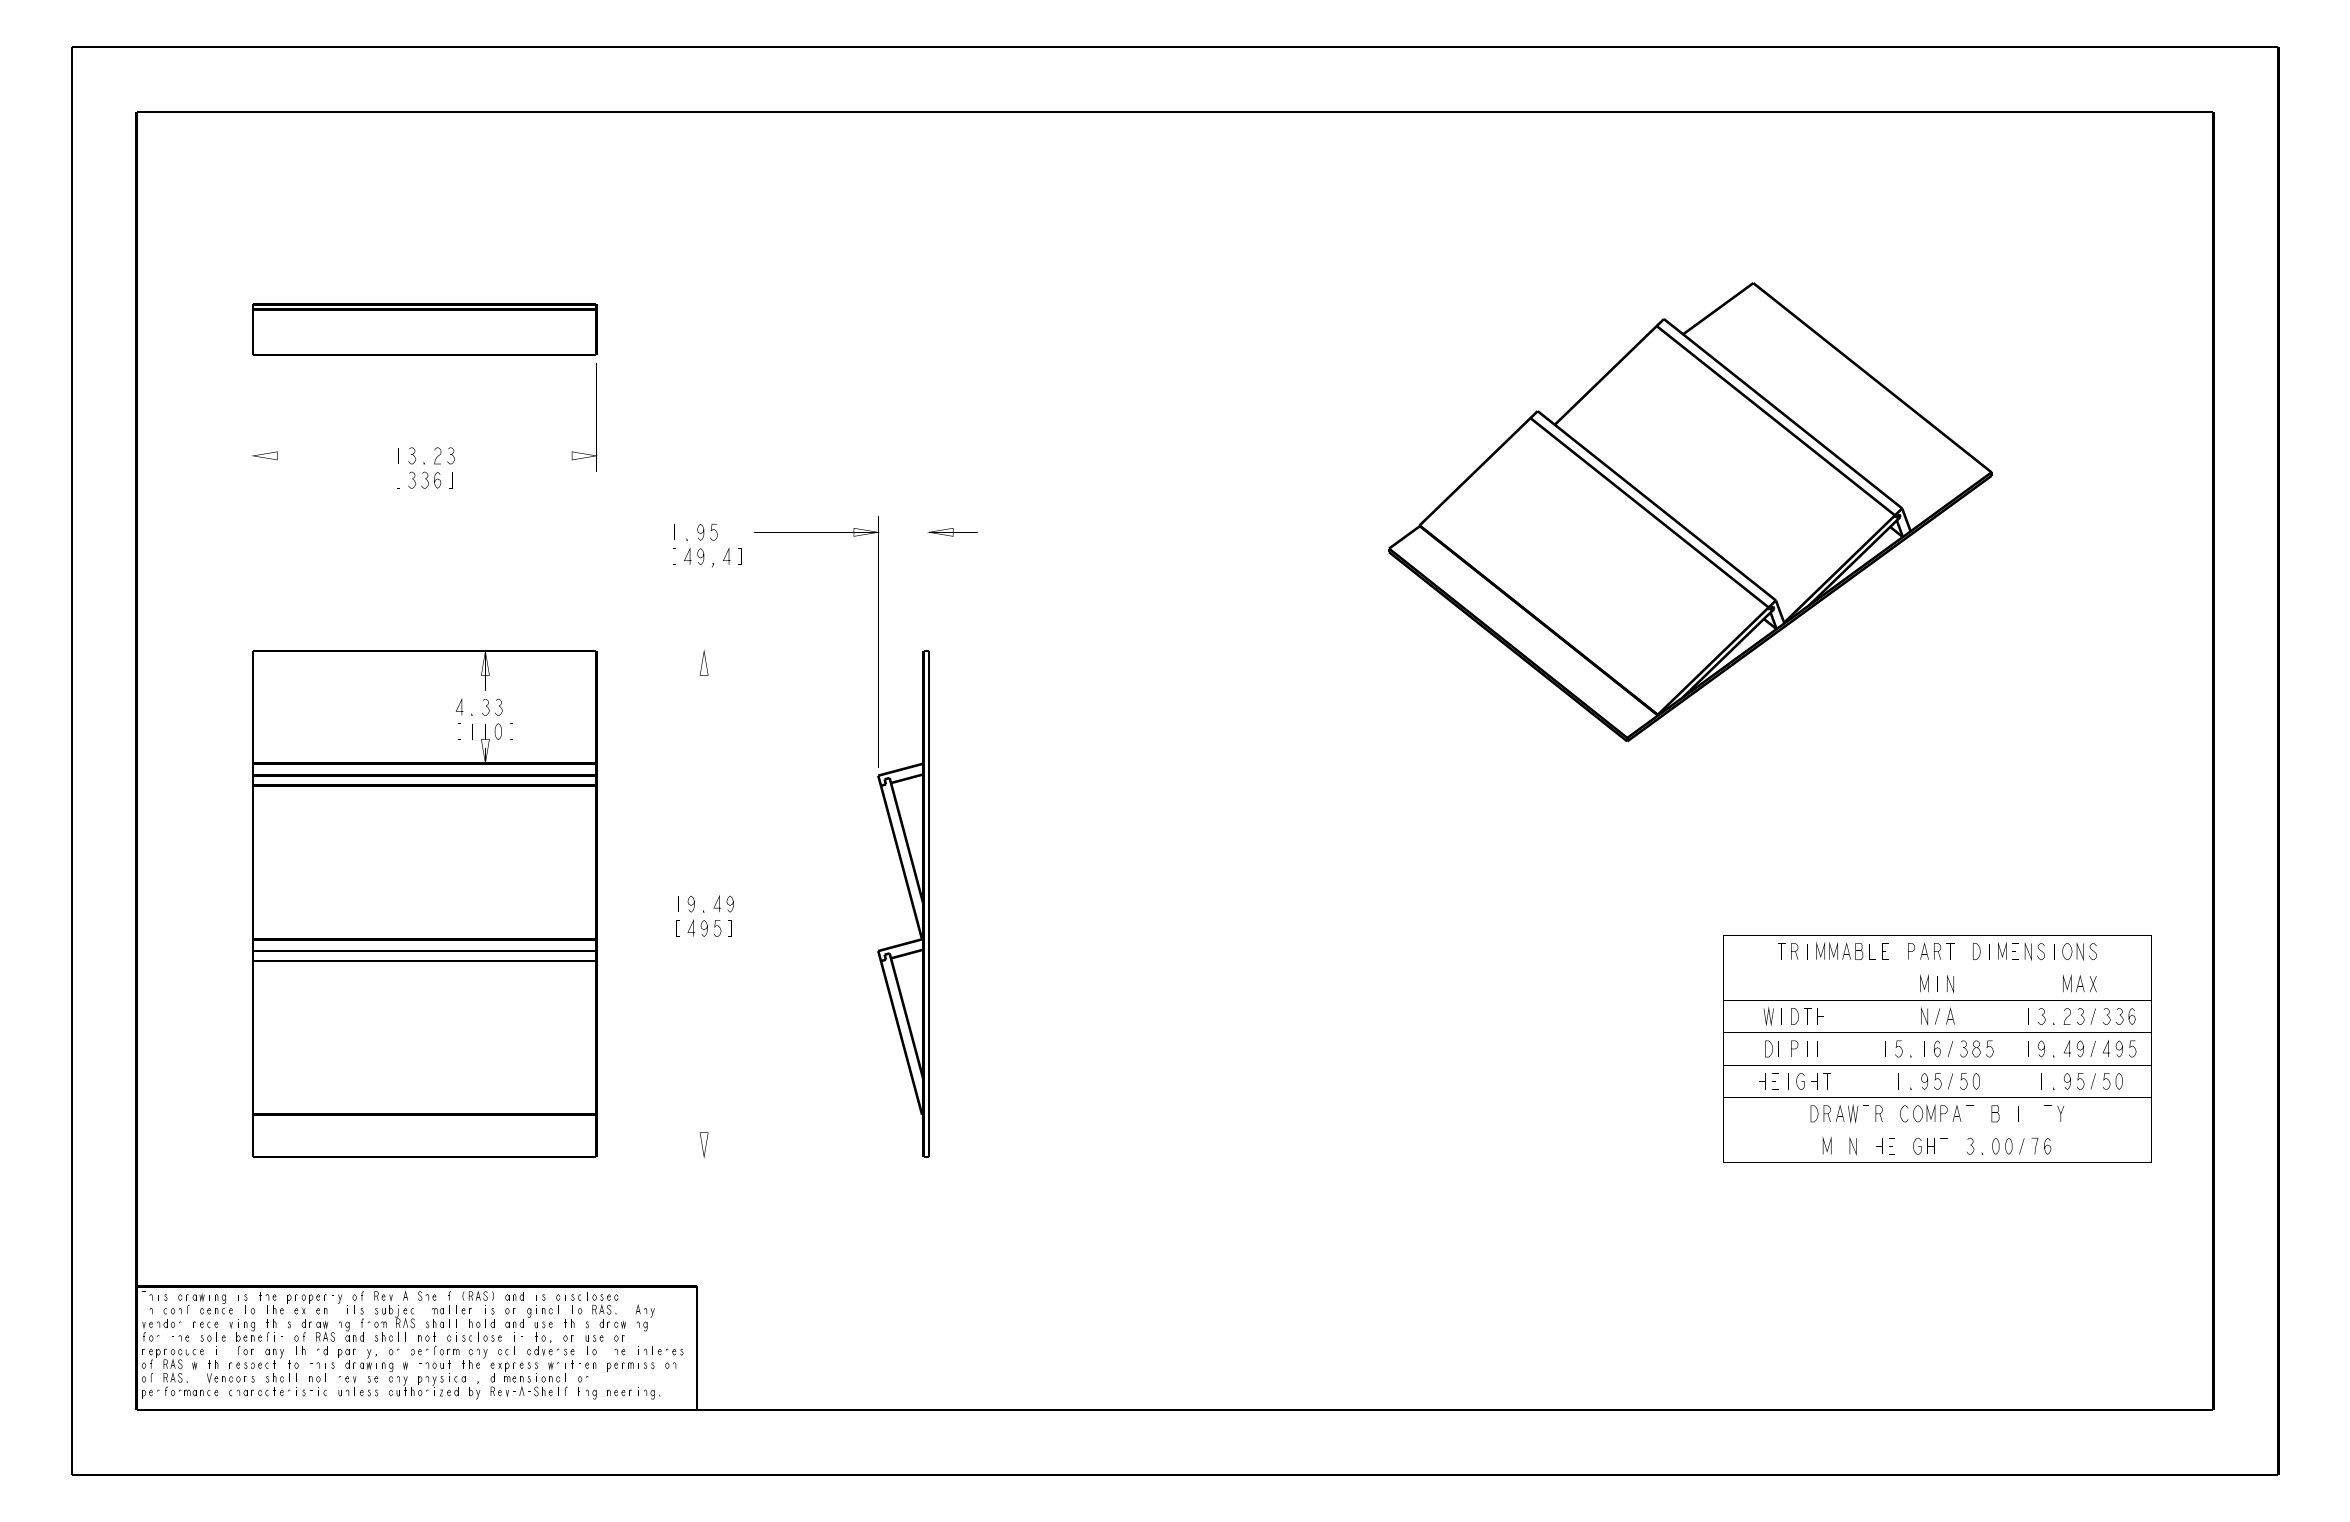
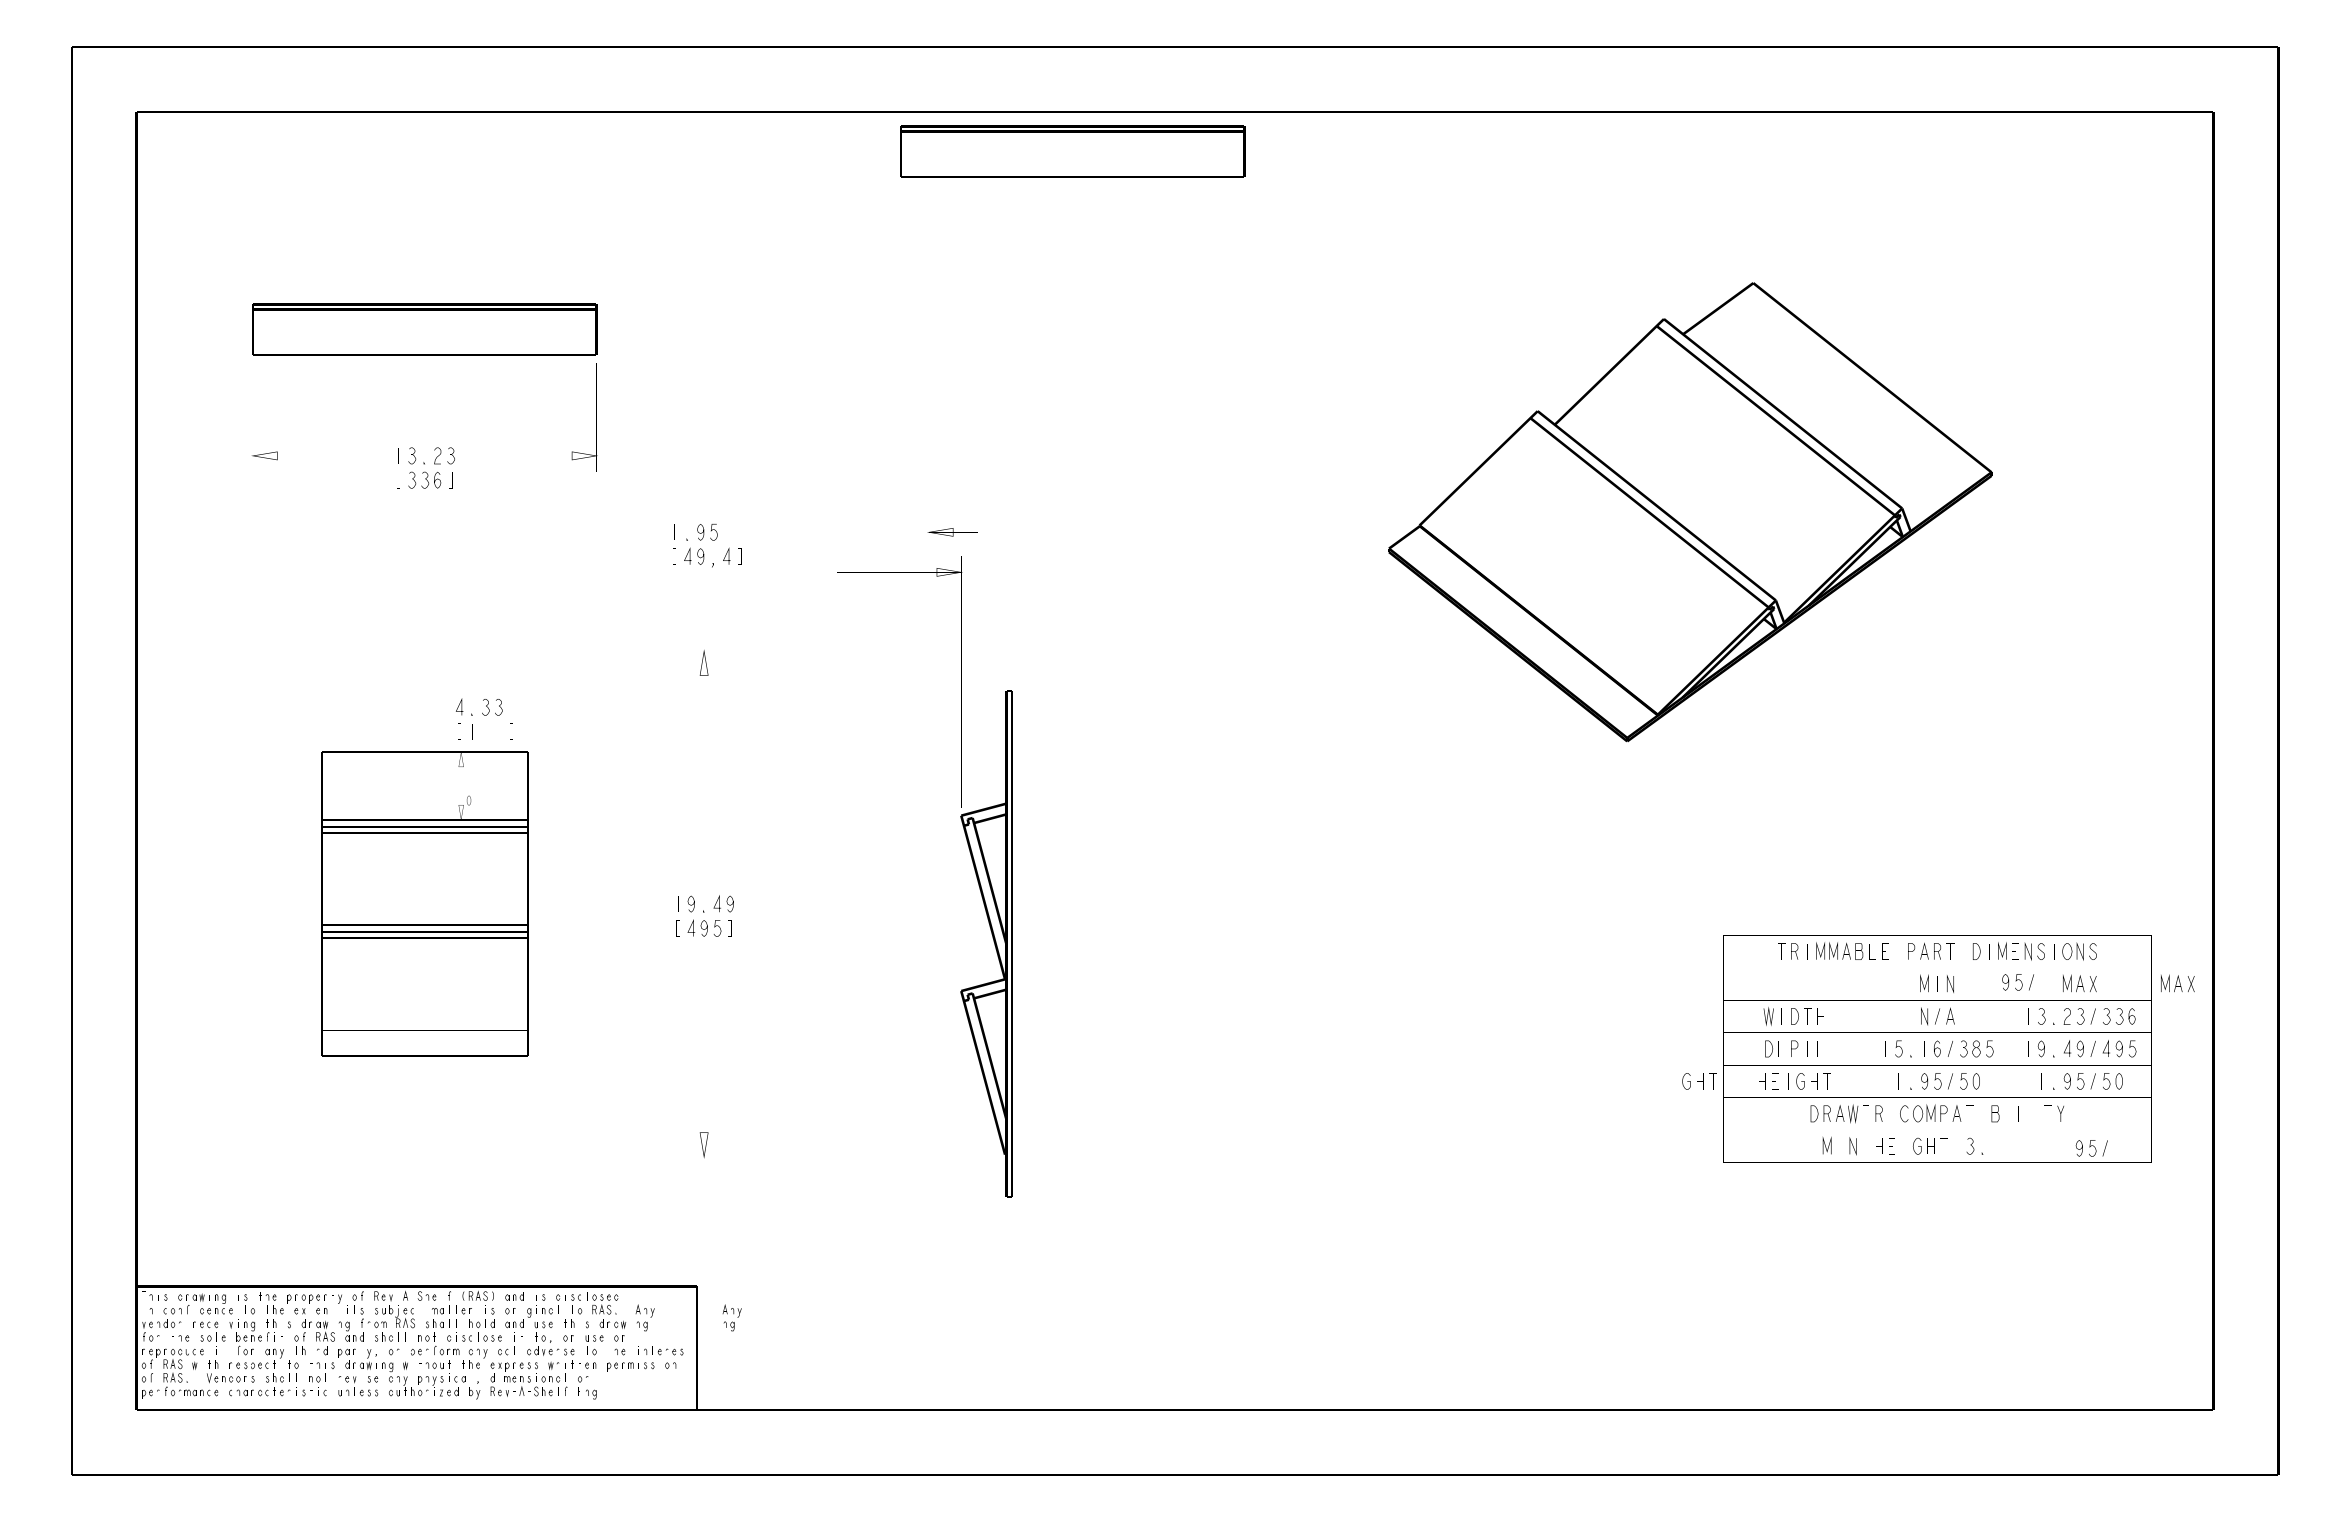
part: none -> present (1072, 151)
part position: (889, 823) -> (972, 863) (972, 863)
part size: 346x508 px -> 208x306 px (424, 903)
part: none -> present (2017, 982)
part: none -> present (2177, 983)
part: none -> present (1699, 1081)
part: present -> none (2021, 1145)
part: none -> present (2091, 1148)
part: none -> present (731, 1317)
part: present -> none (633, 1393)
